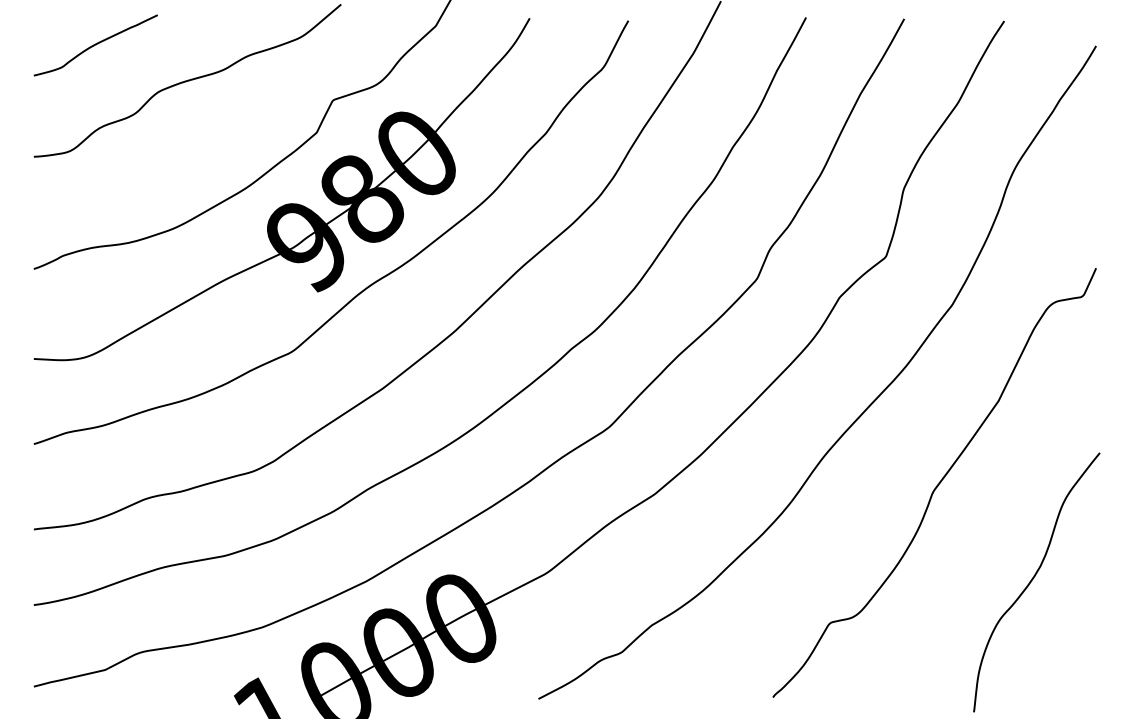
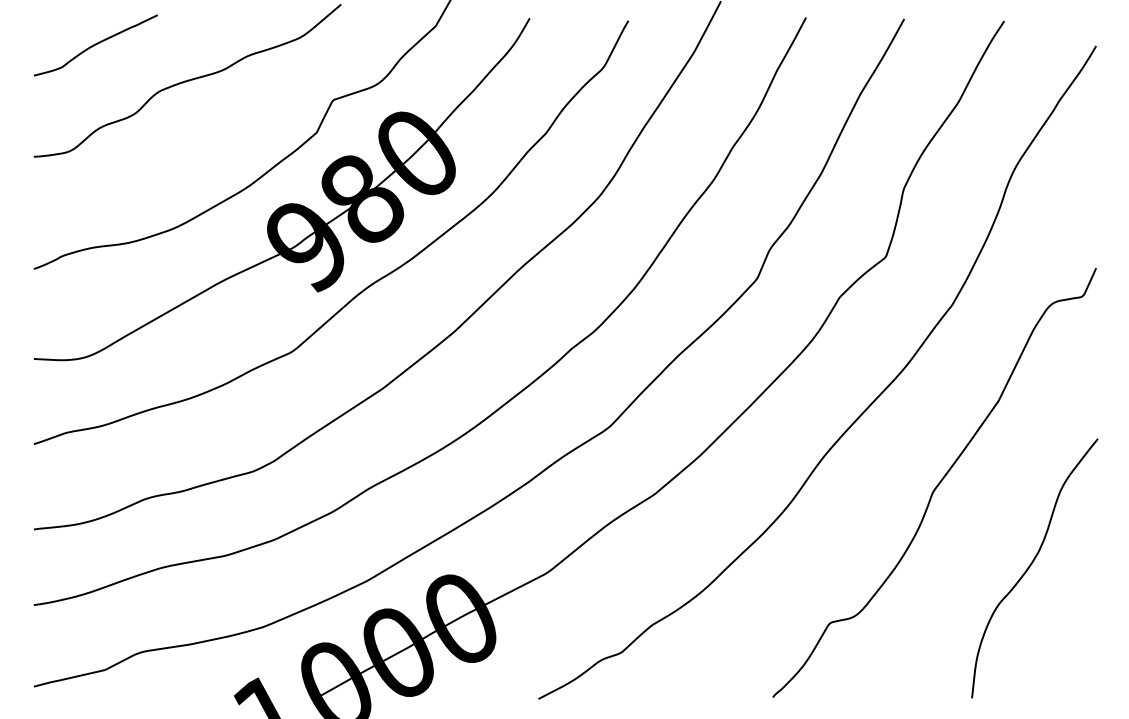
curve position: (1033, 579) -> (1031, 565) (1031, 565)
